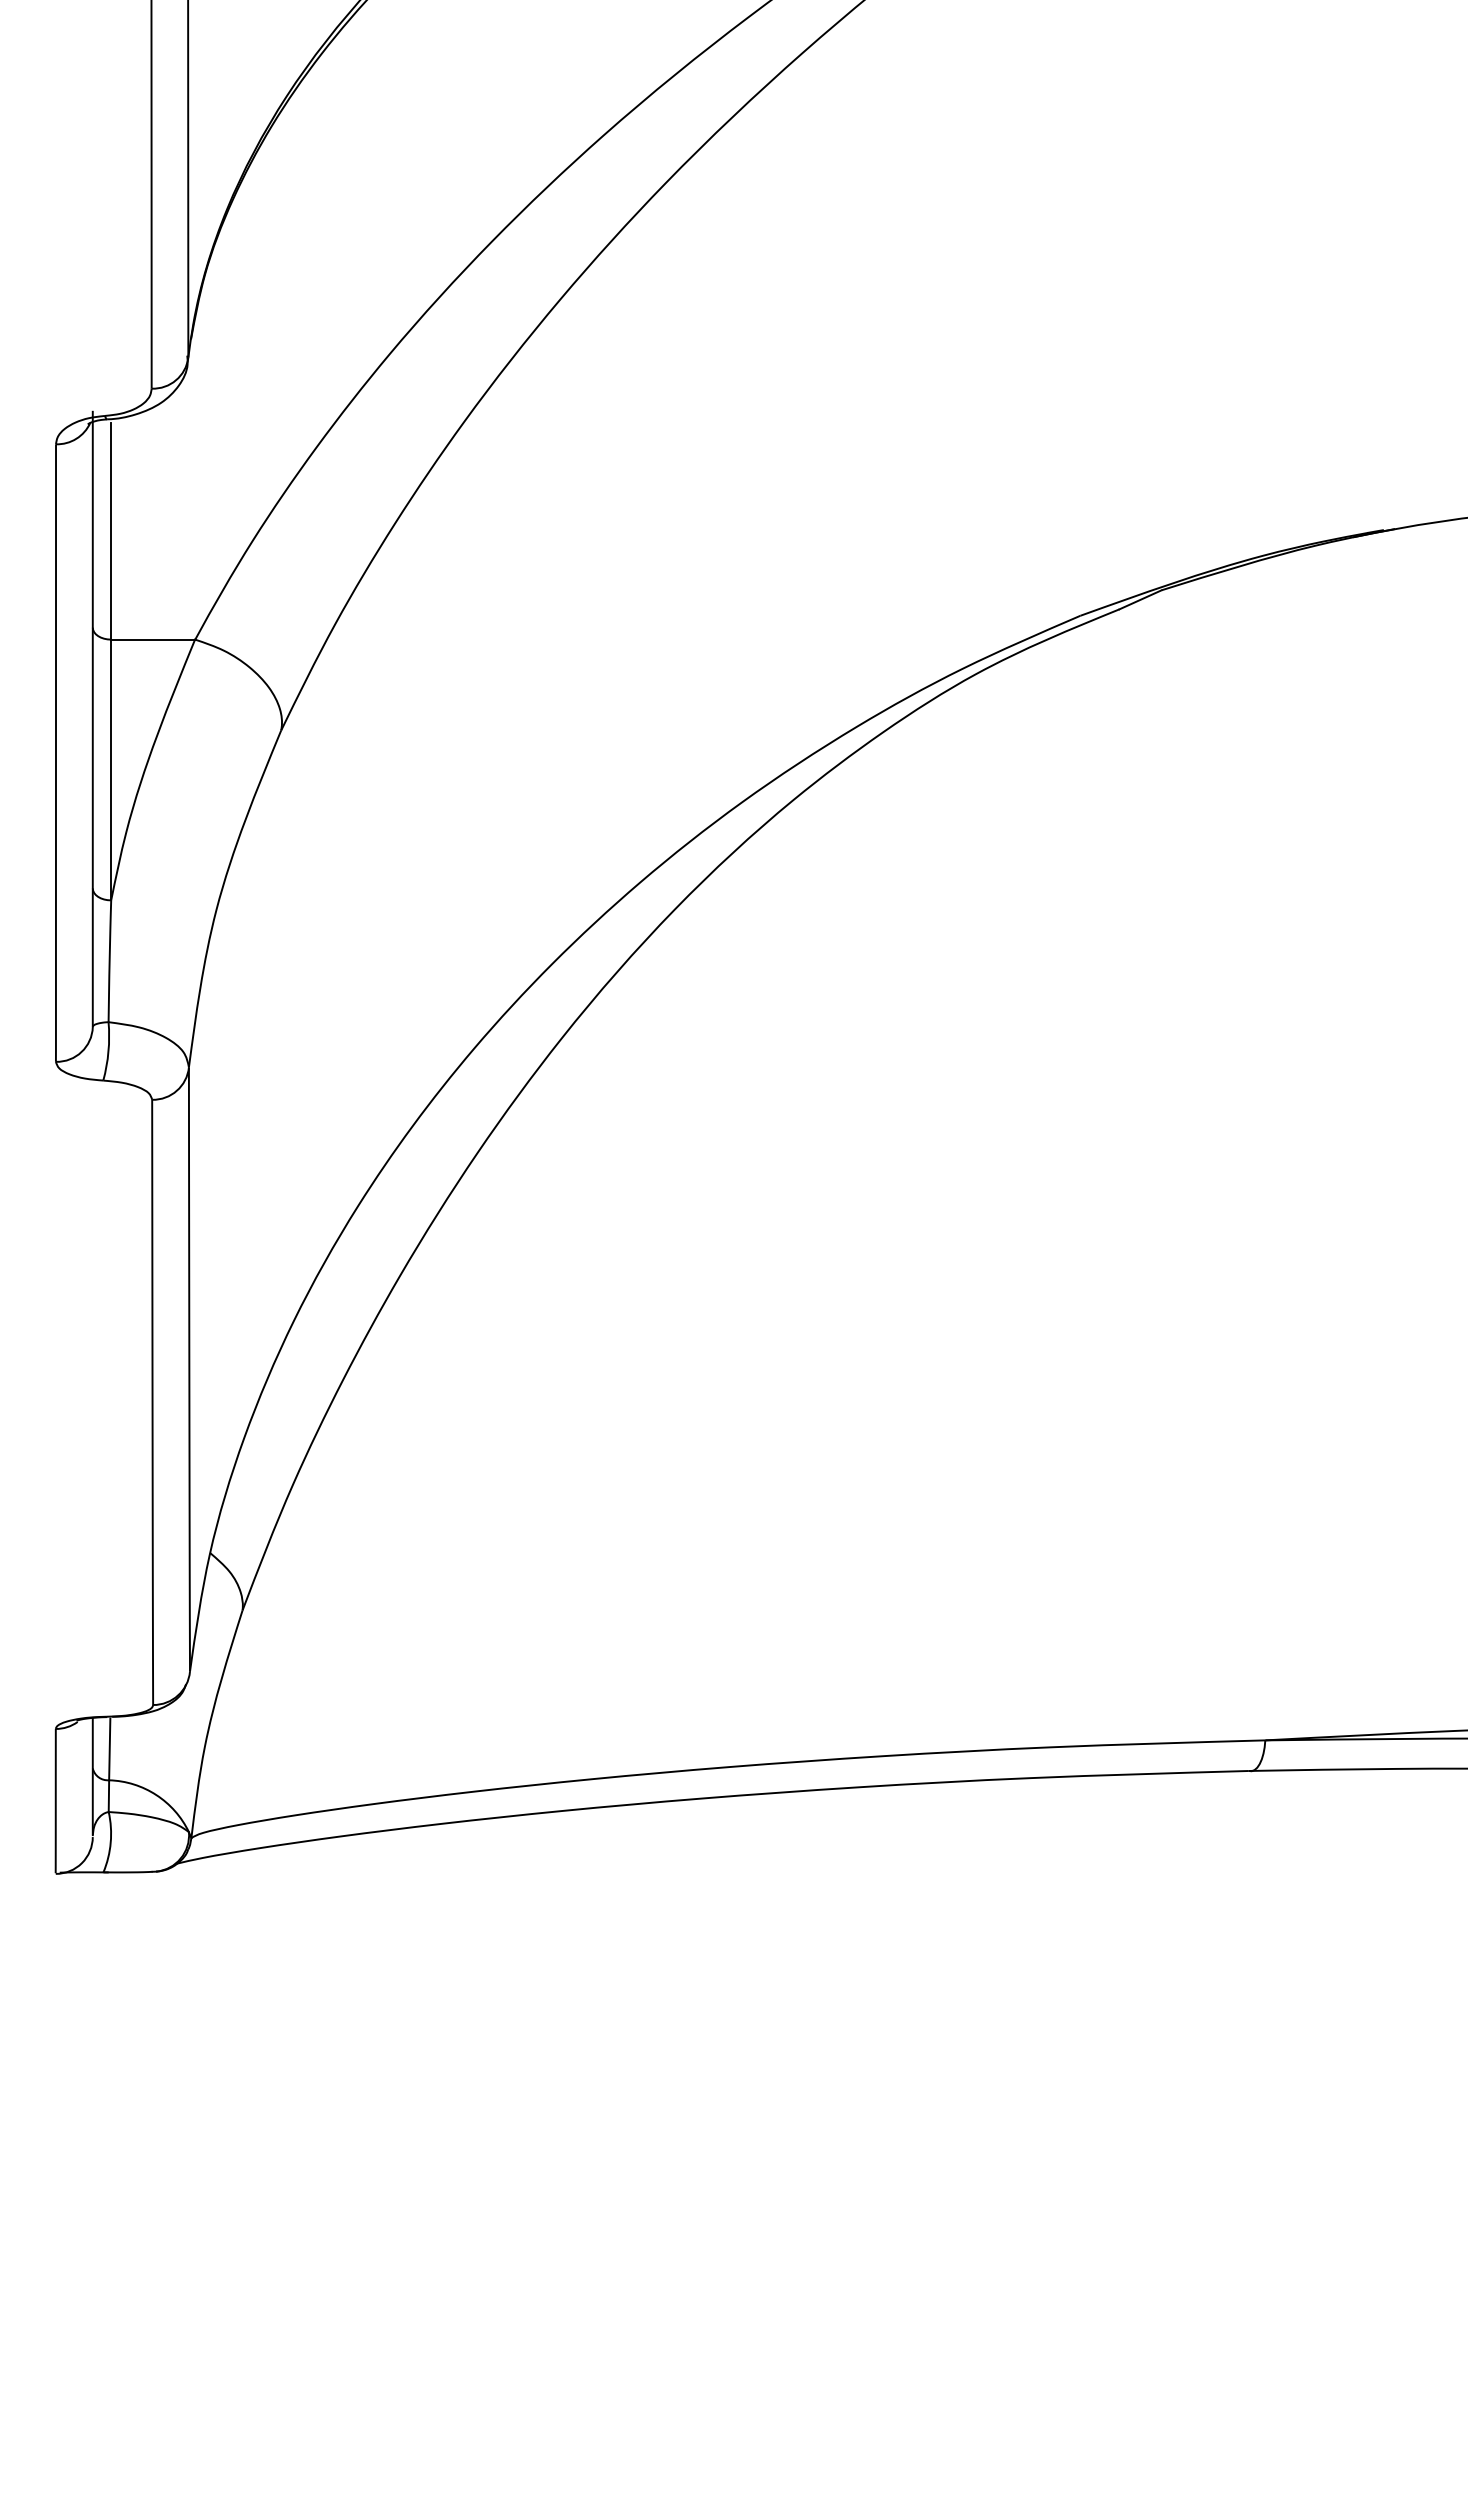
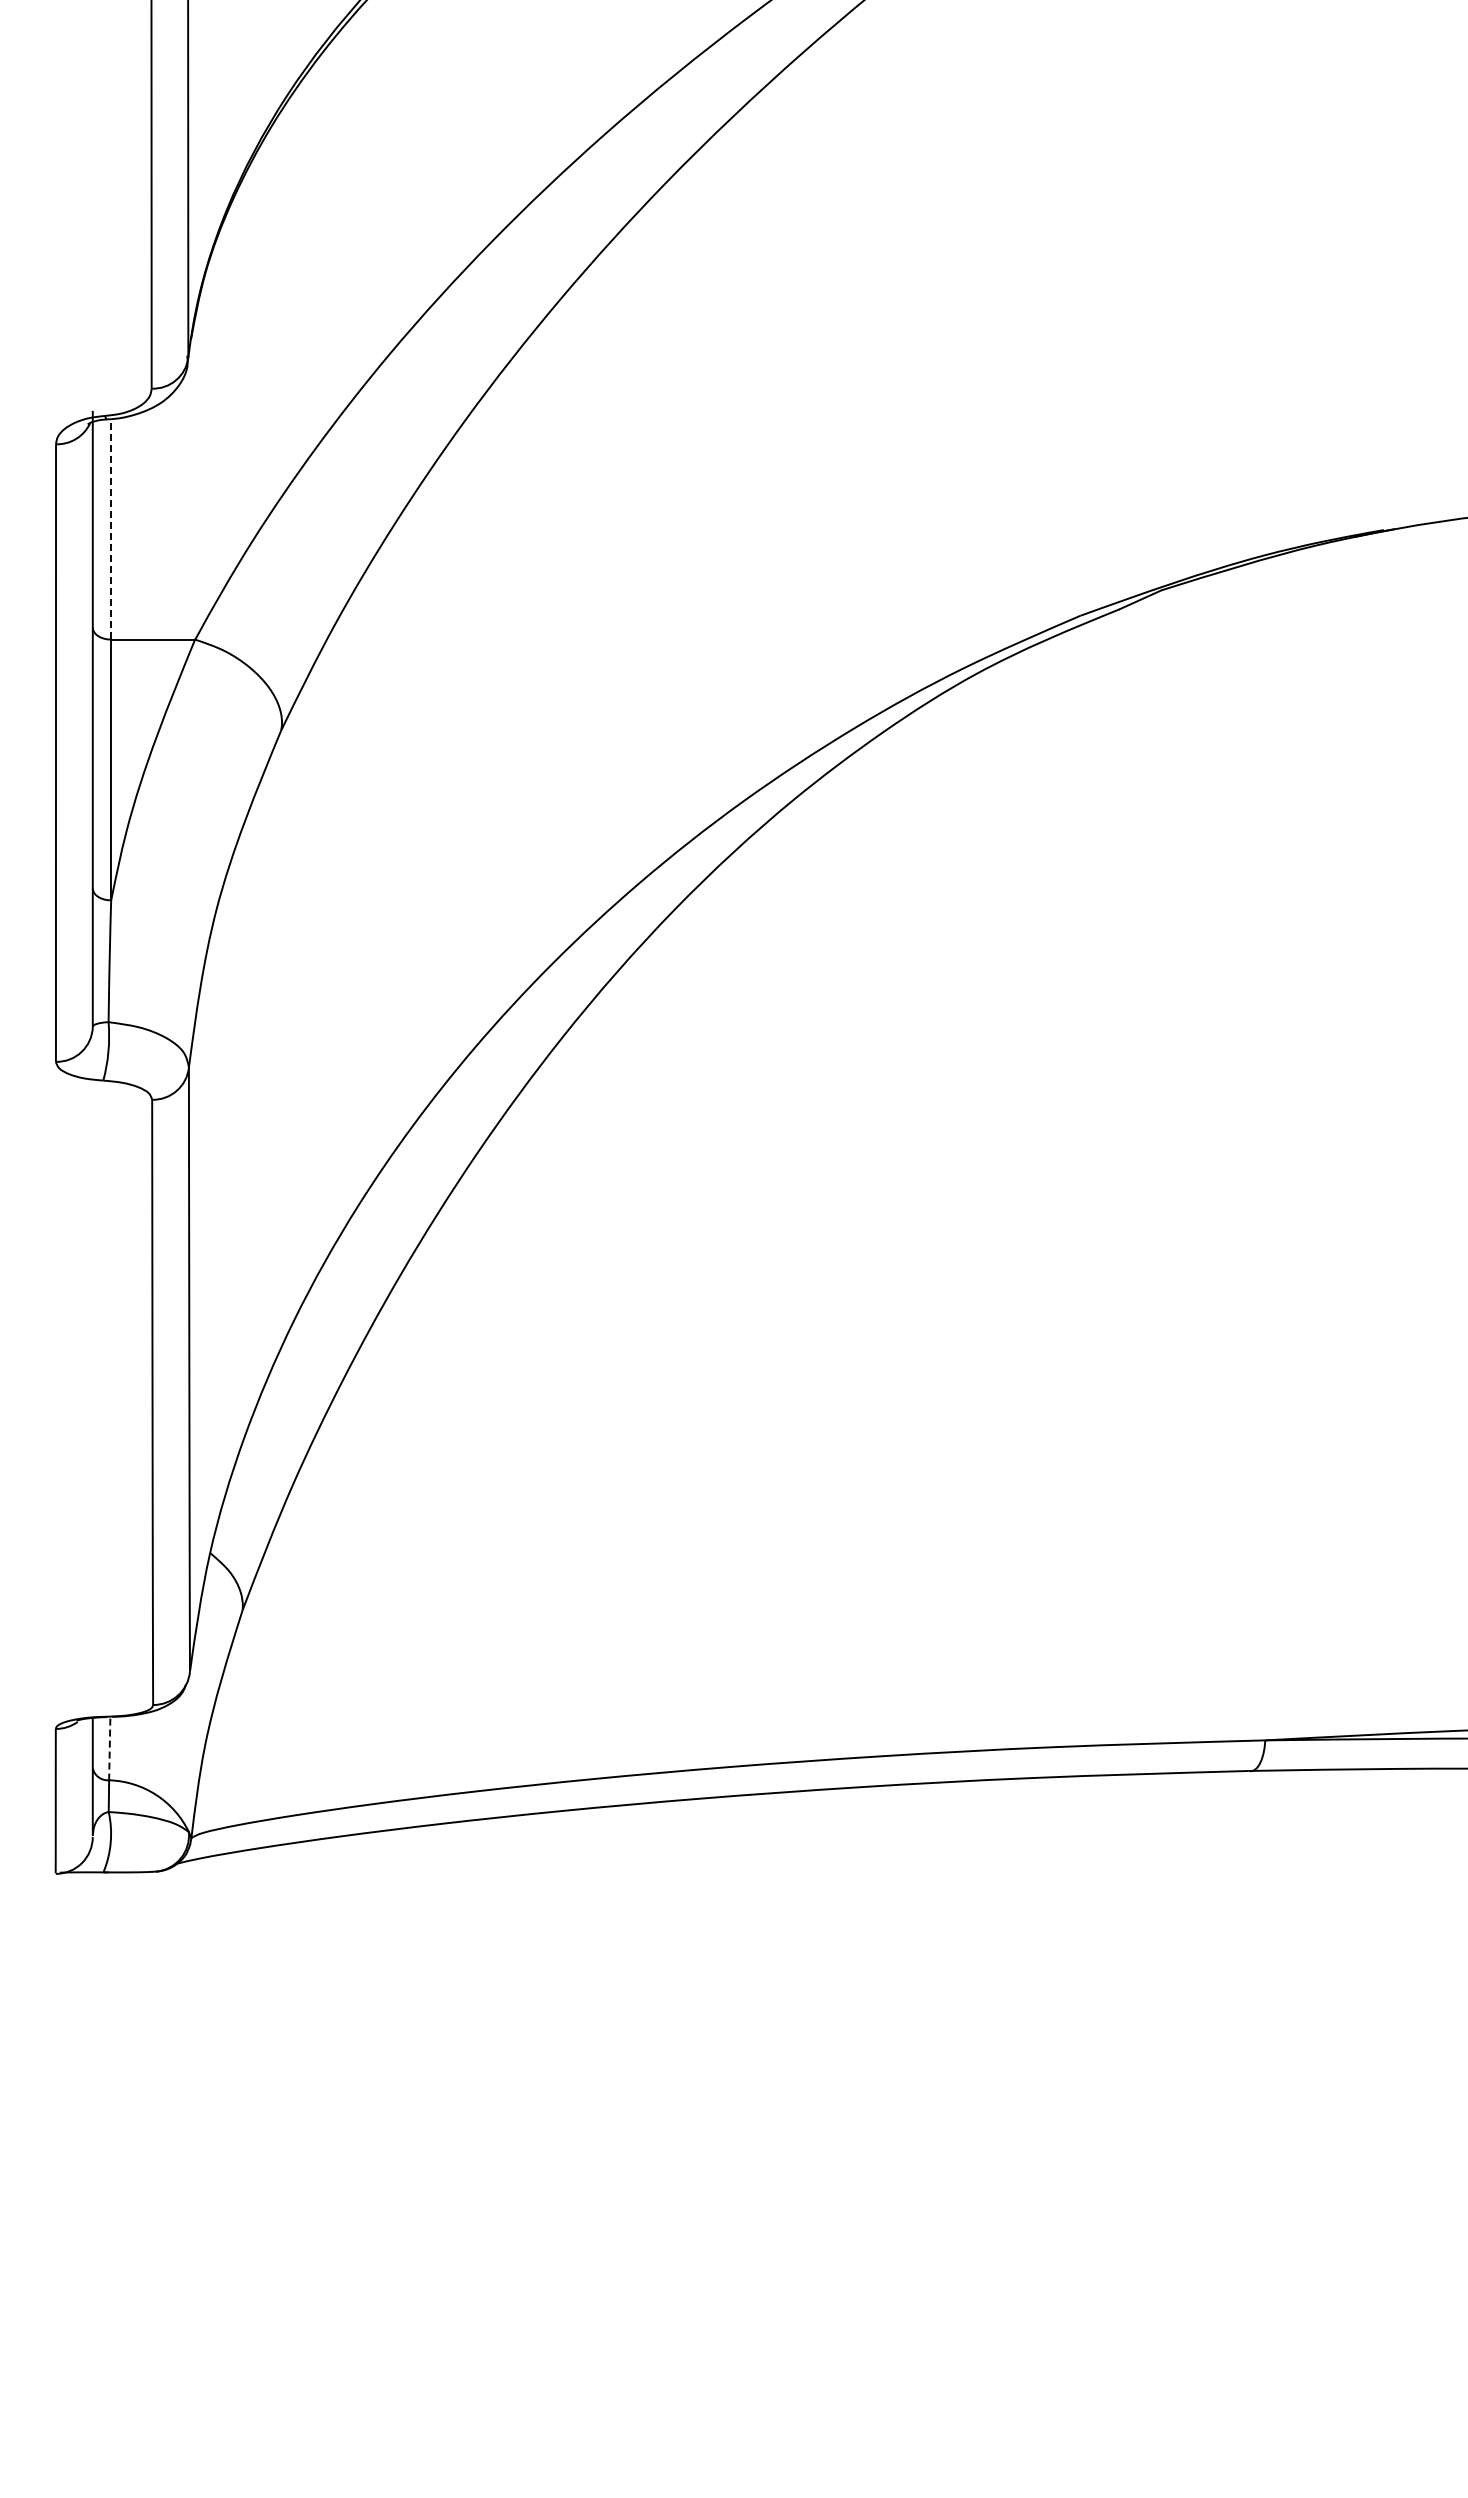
line: solid -> dashed (111, 531)
line: solid -> dashed (109, 1749)
